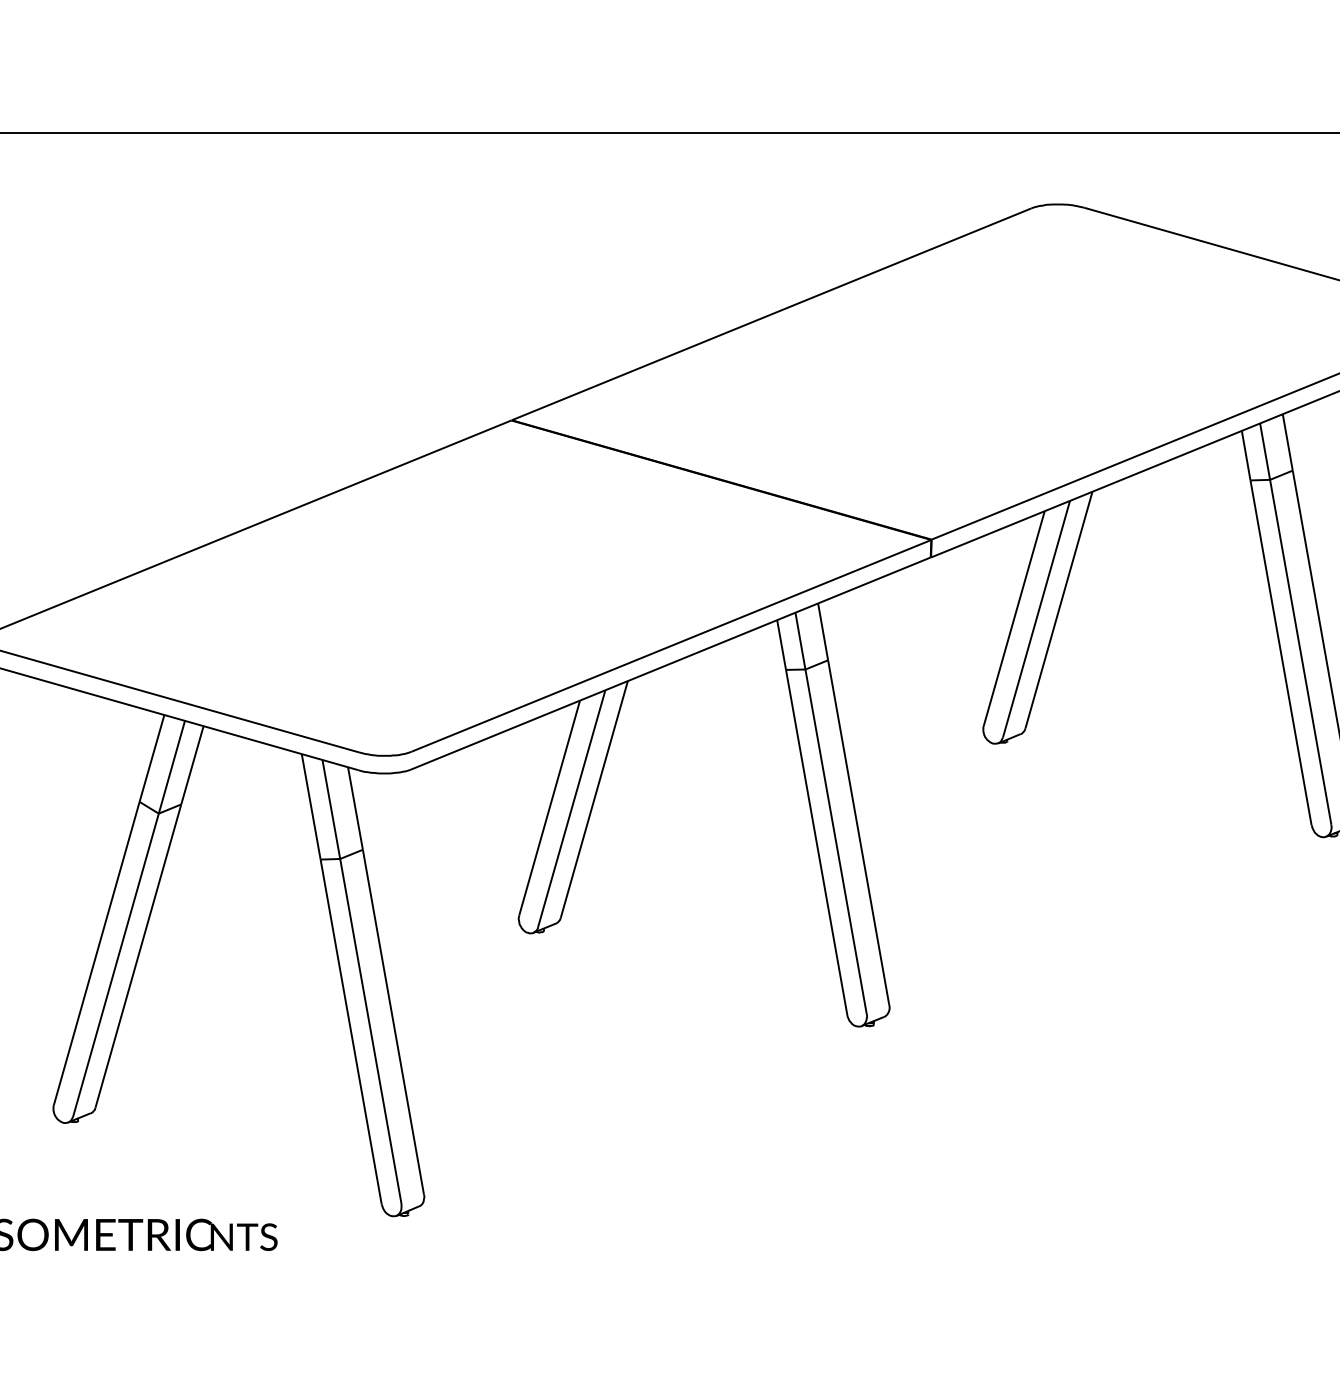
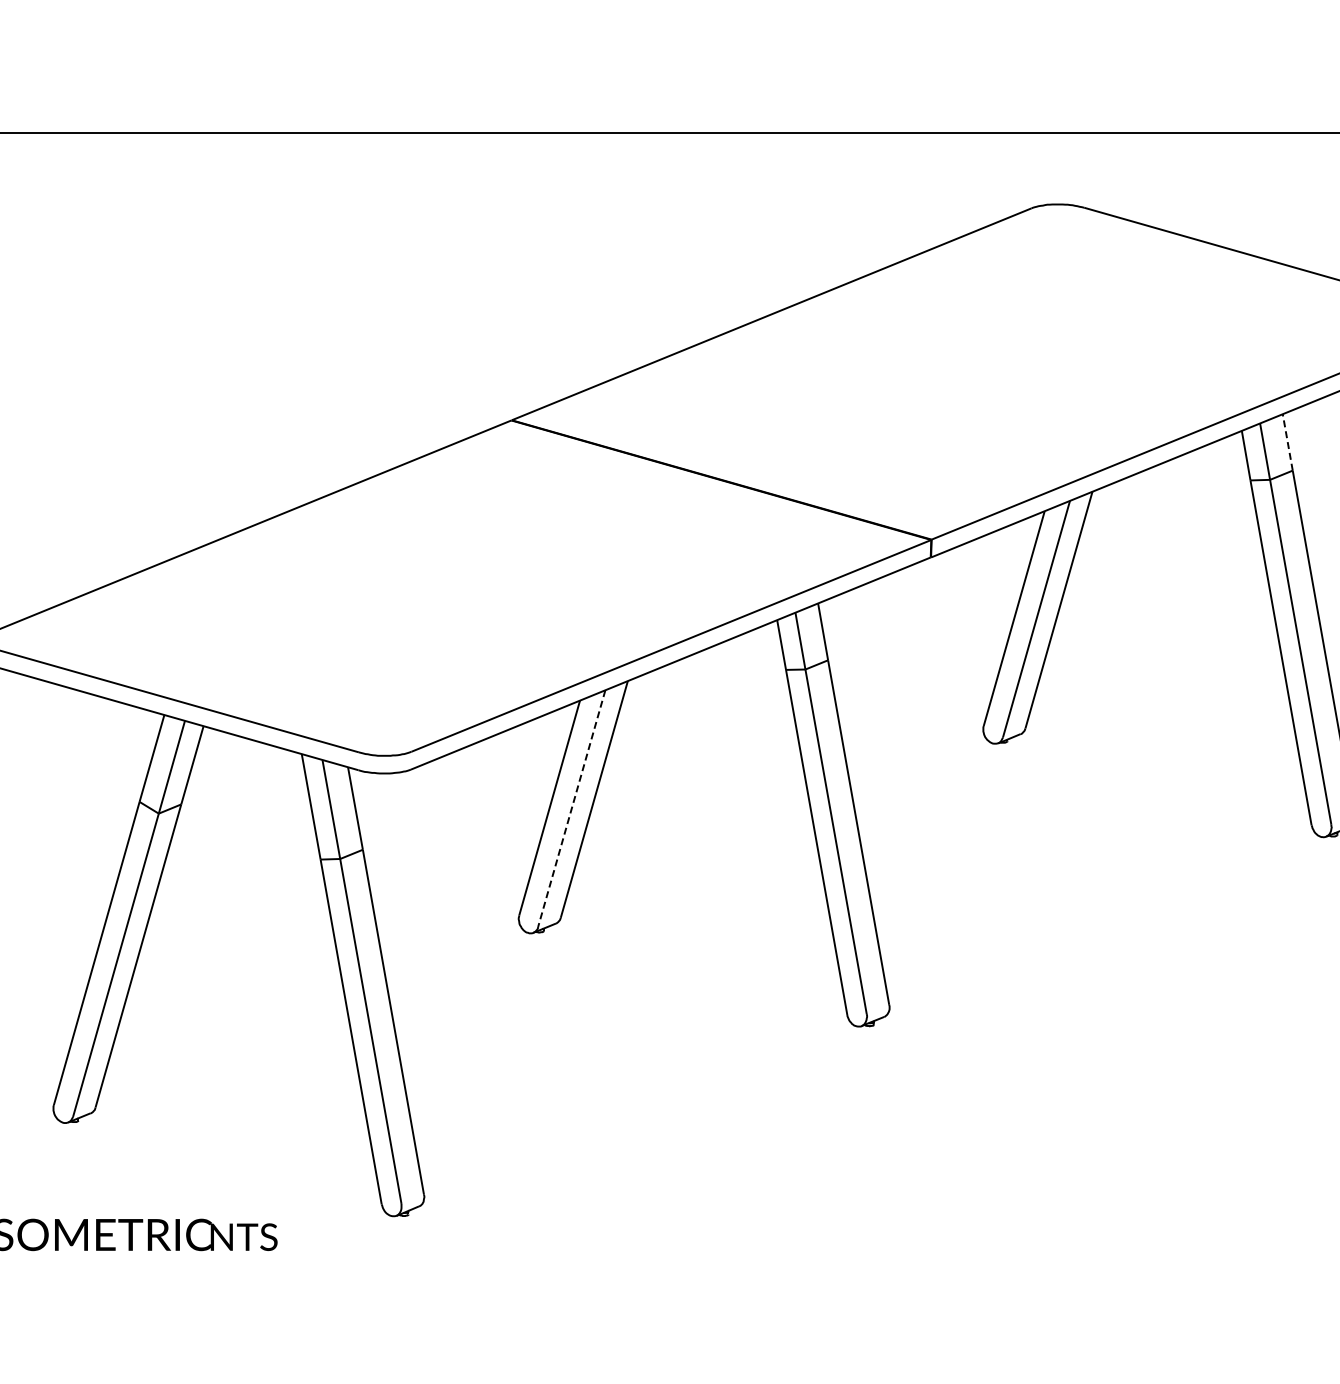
line: solid -> dashed (1287, 442)
line: solid -> dashed (571, 809)
